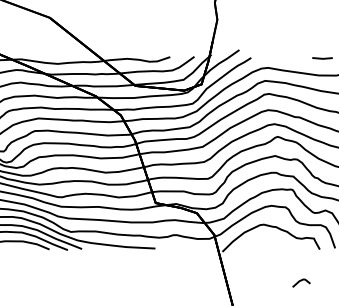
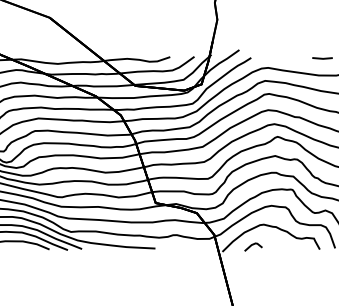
line position: (301, 281) -> (253, 245) (253, 245)
